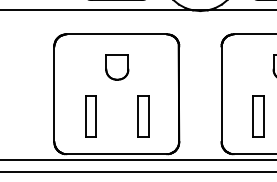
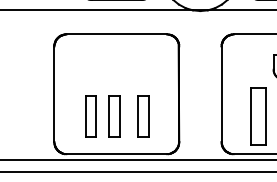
part: present -> none (117, 67)
part: none -> present (114, 116)
part size: 13x43 px -> 17x59 px (258, 116)
